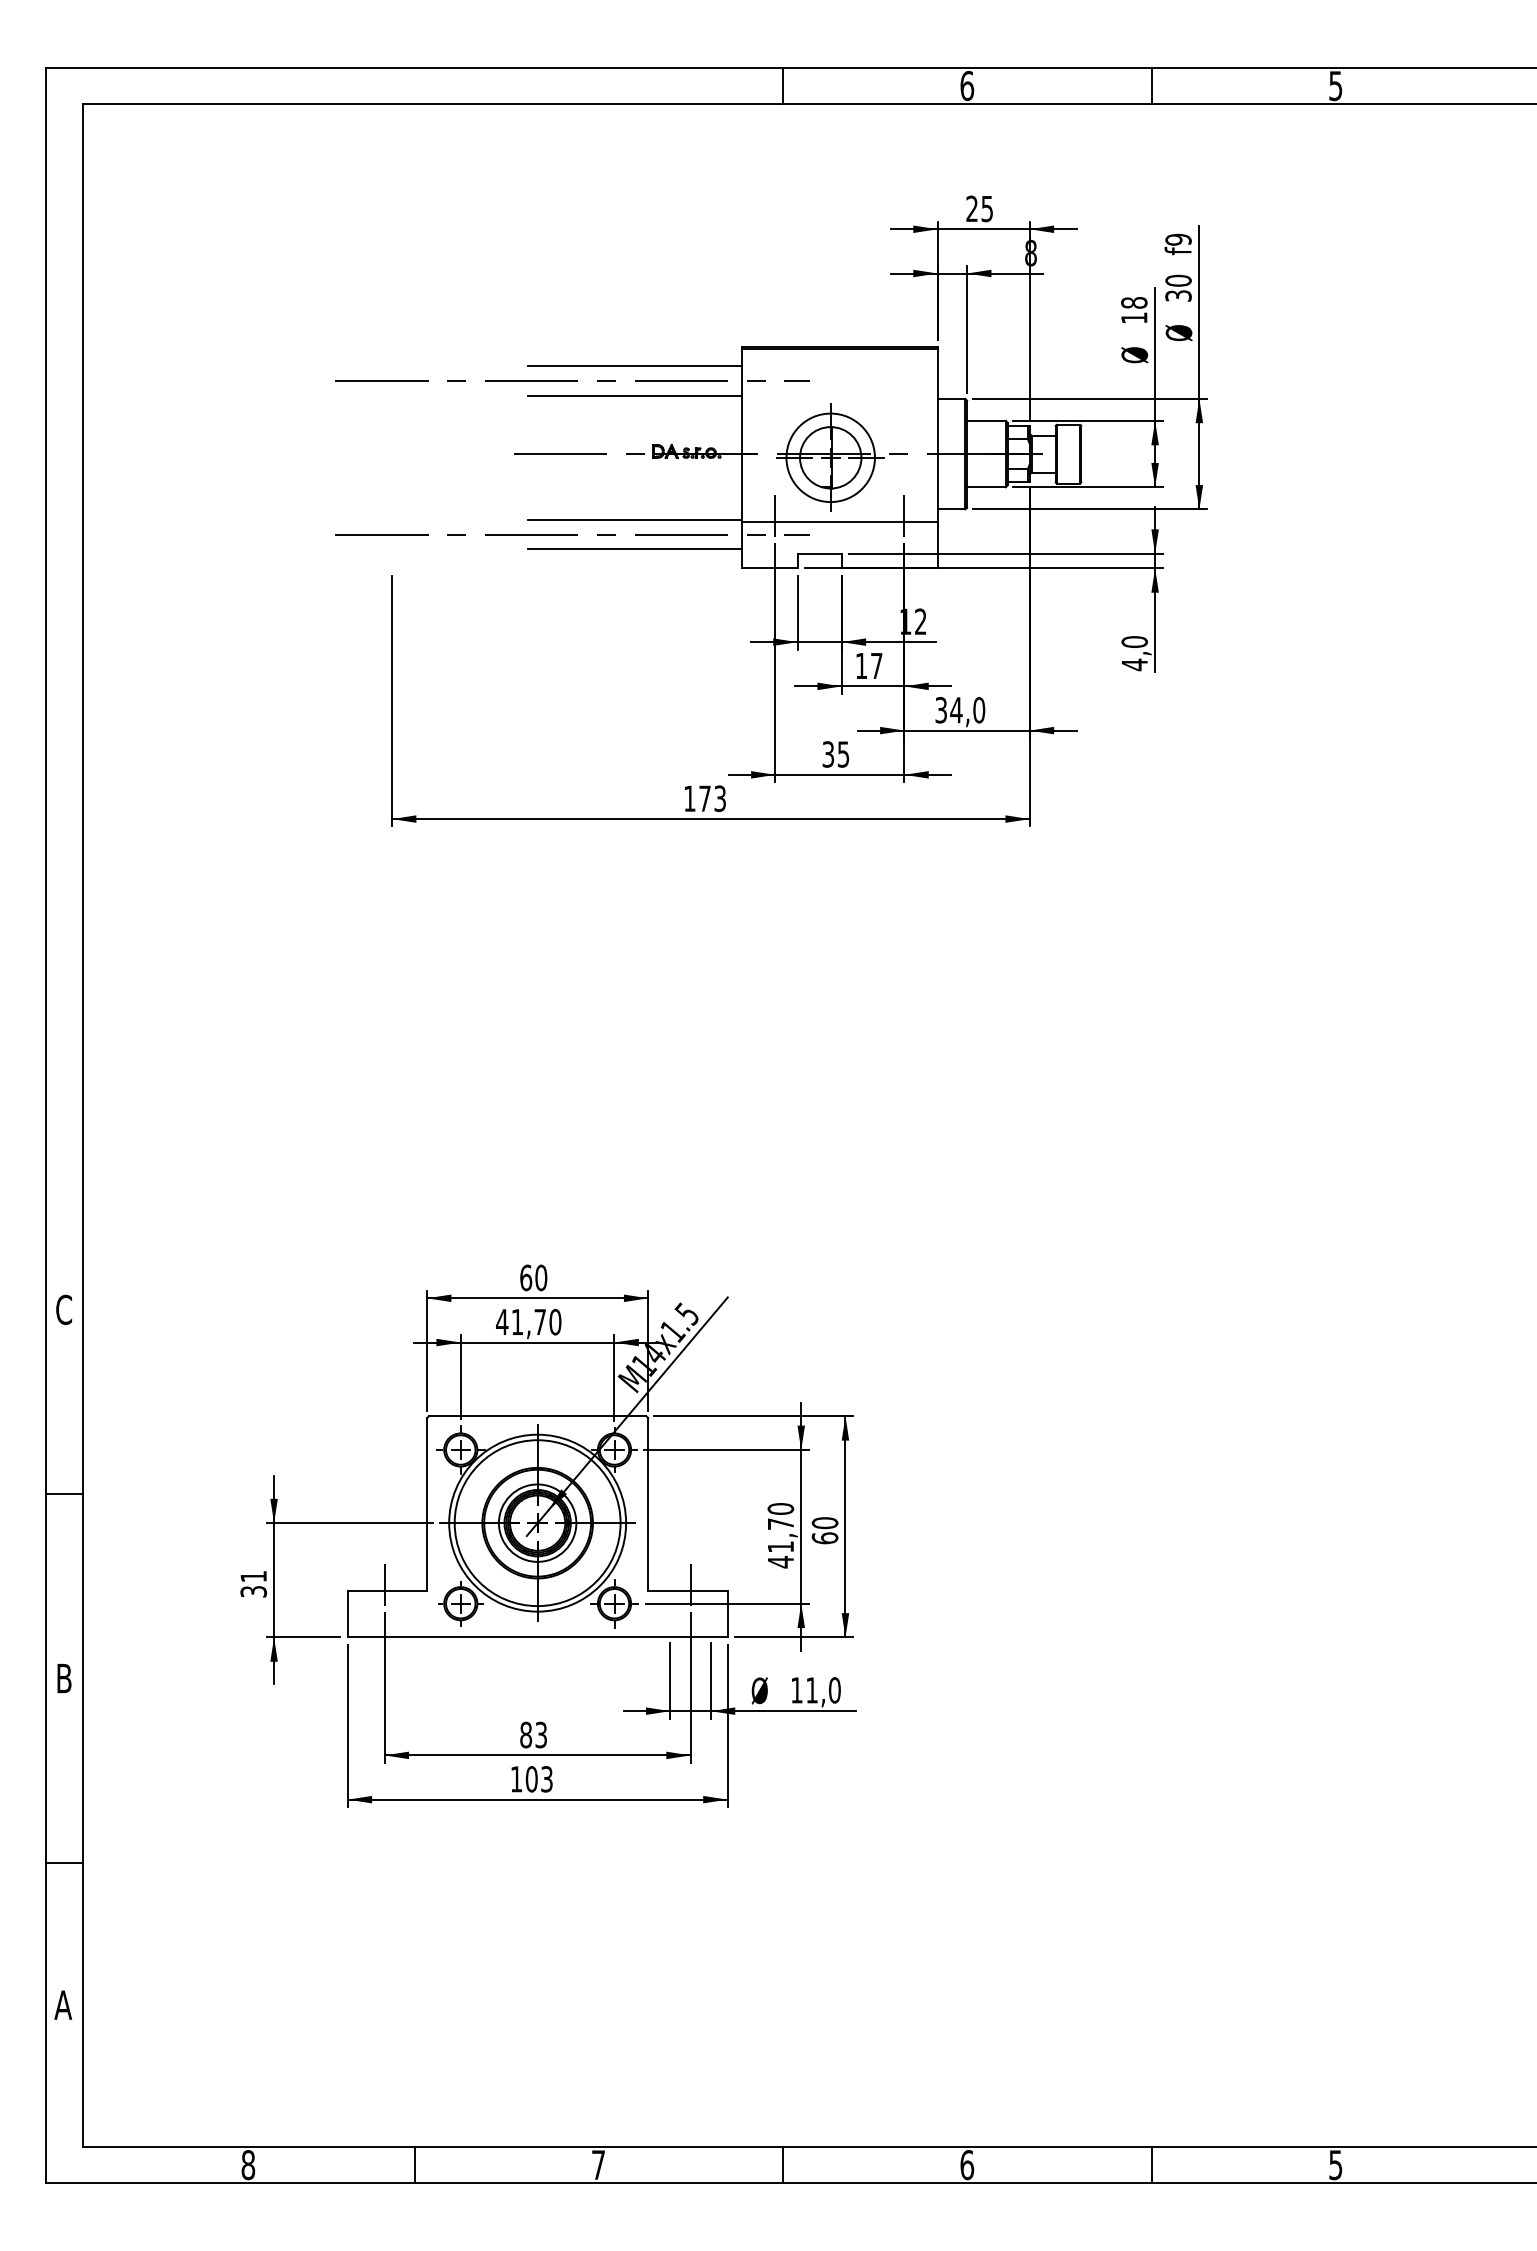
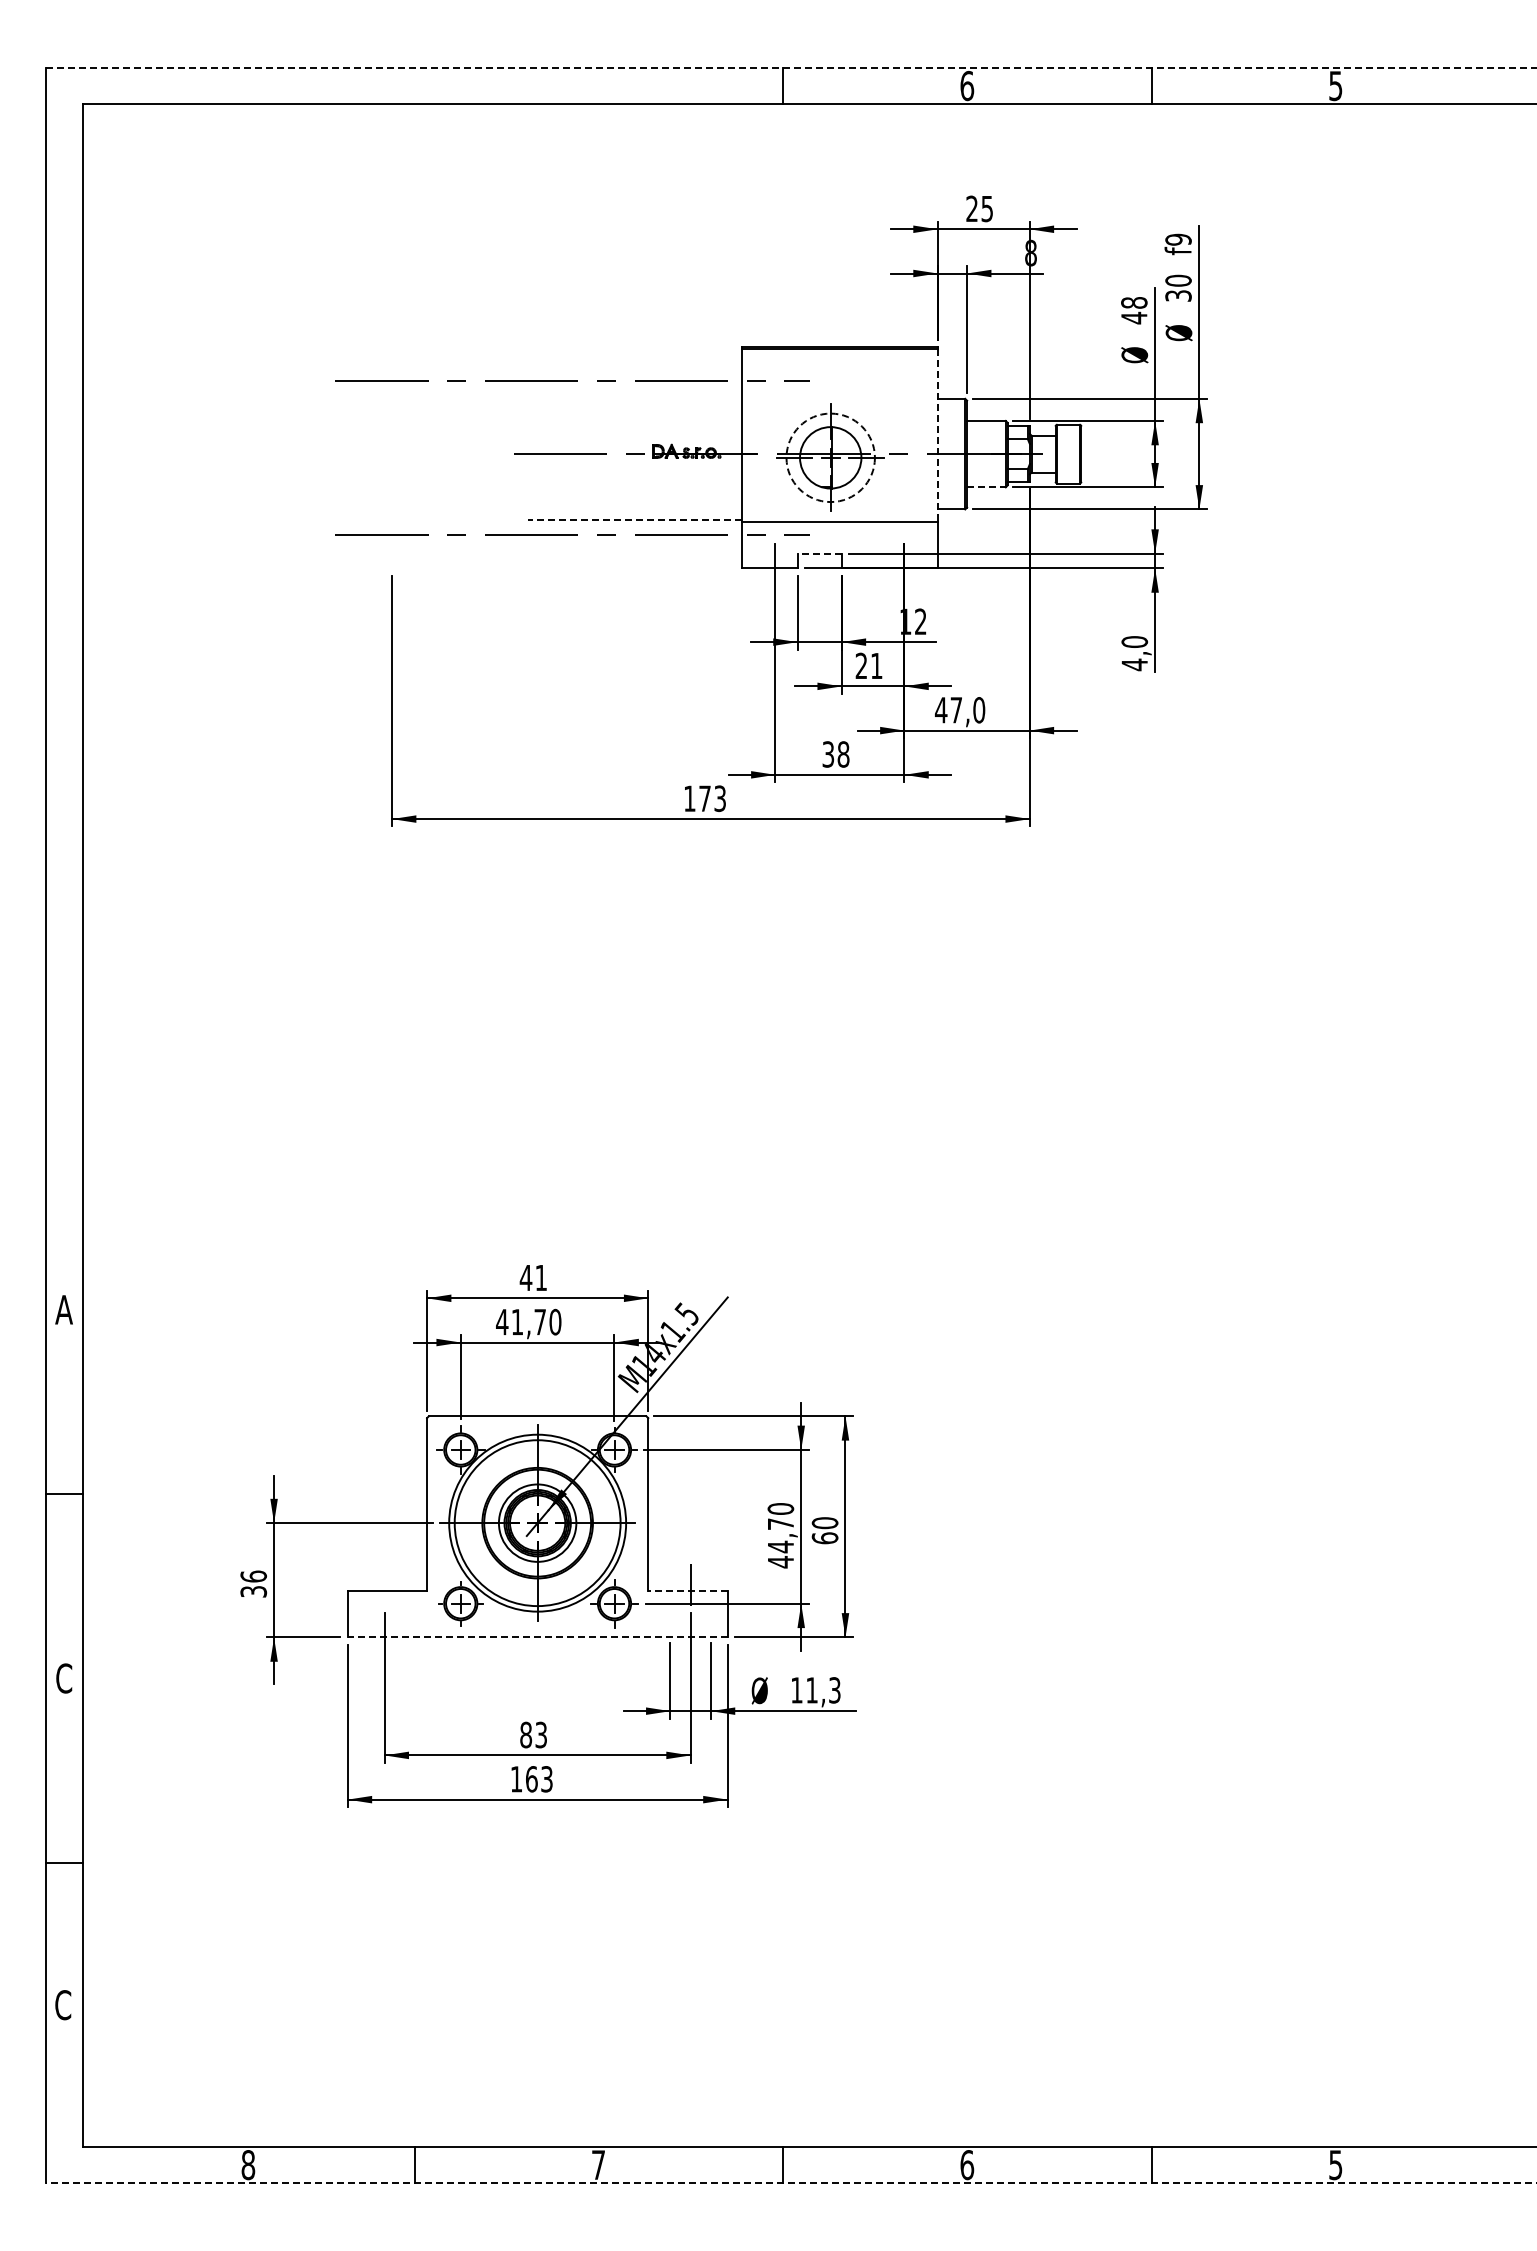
line: solid -> dashed (791, 67)
text: 18 -> 48 (1134, 317)
line: present -> none (635, 366)
line: present -> none (635, 395)
line: solid -> dashed (937, 435)
circle: solid -> dashed (830, 457)
line: solid -> dashed (986, 487)
line: present -> none (775, 515)
line: present -> none (904, 515)
line: solid -> dashed (635, 519)
line: present -> none (635, 549)
line: solid -> dashed (819, 553)
text: 17 -> 21 (868, 665)
text: 34,0 -> 47,0 (948, 710)
text: 35 -> 38 (843, 754)
text: 60 -> 41 (533, 1277)
text: C -> A (63, 1309)
text: 41,70 -> 44,70 (780, 1546)
text: 31 -> 36 (253, 1576)
line: present -> none (384, 1584)
line: solid -> dashed (687, 1591)
line: solid -> dashed (537, 1637)
text: B -> C (64, 1678)
text: 11,0 -> 11,3 (834, 1690)
text: 103 -> 163 (531, 1779)
text: A -> C (63, 2005)
line: solid -> dashed (790, 2183)
